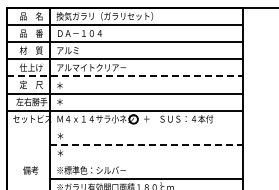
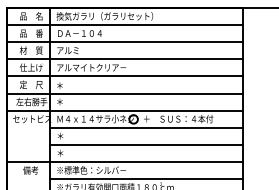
line: dashed -> solid (125, 76)
line: none -> present (146, 127)
line: dashed -> solid (146, 144)
line: none -> present (124, 161)
